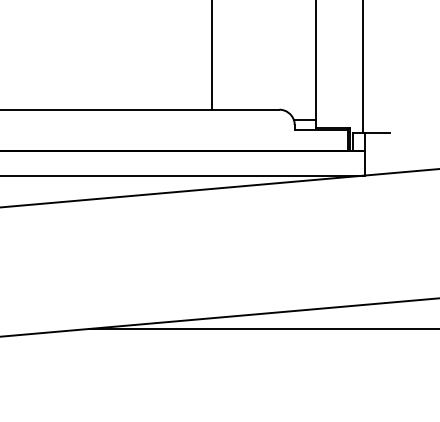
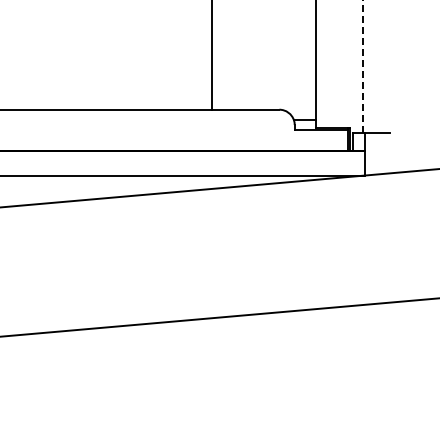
line: solid -> dashed (362, 66)
line: present -> none (262, 328)
